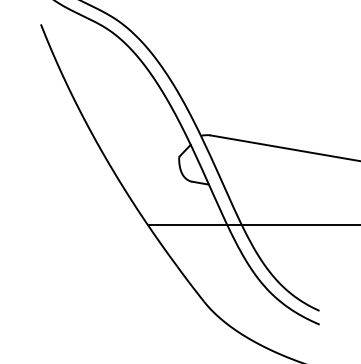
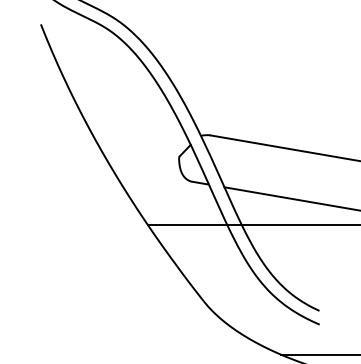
line: none -> present (290, 198)
line: none -> present (318, 354)
